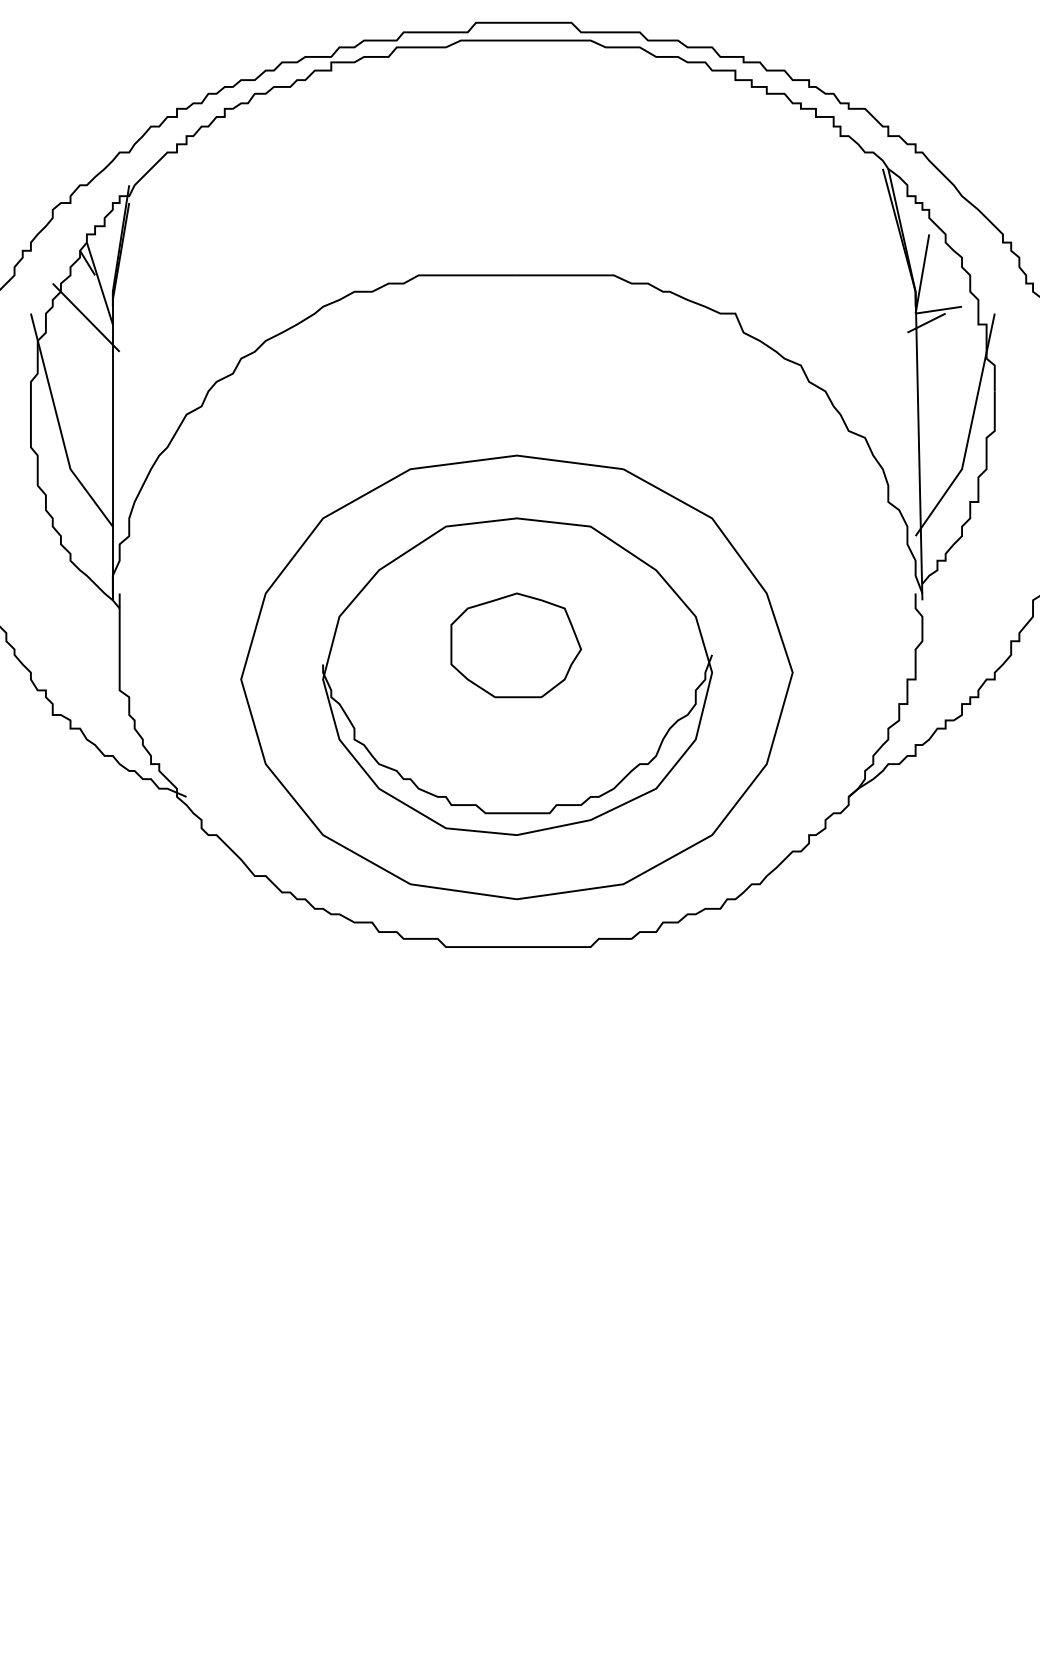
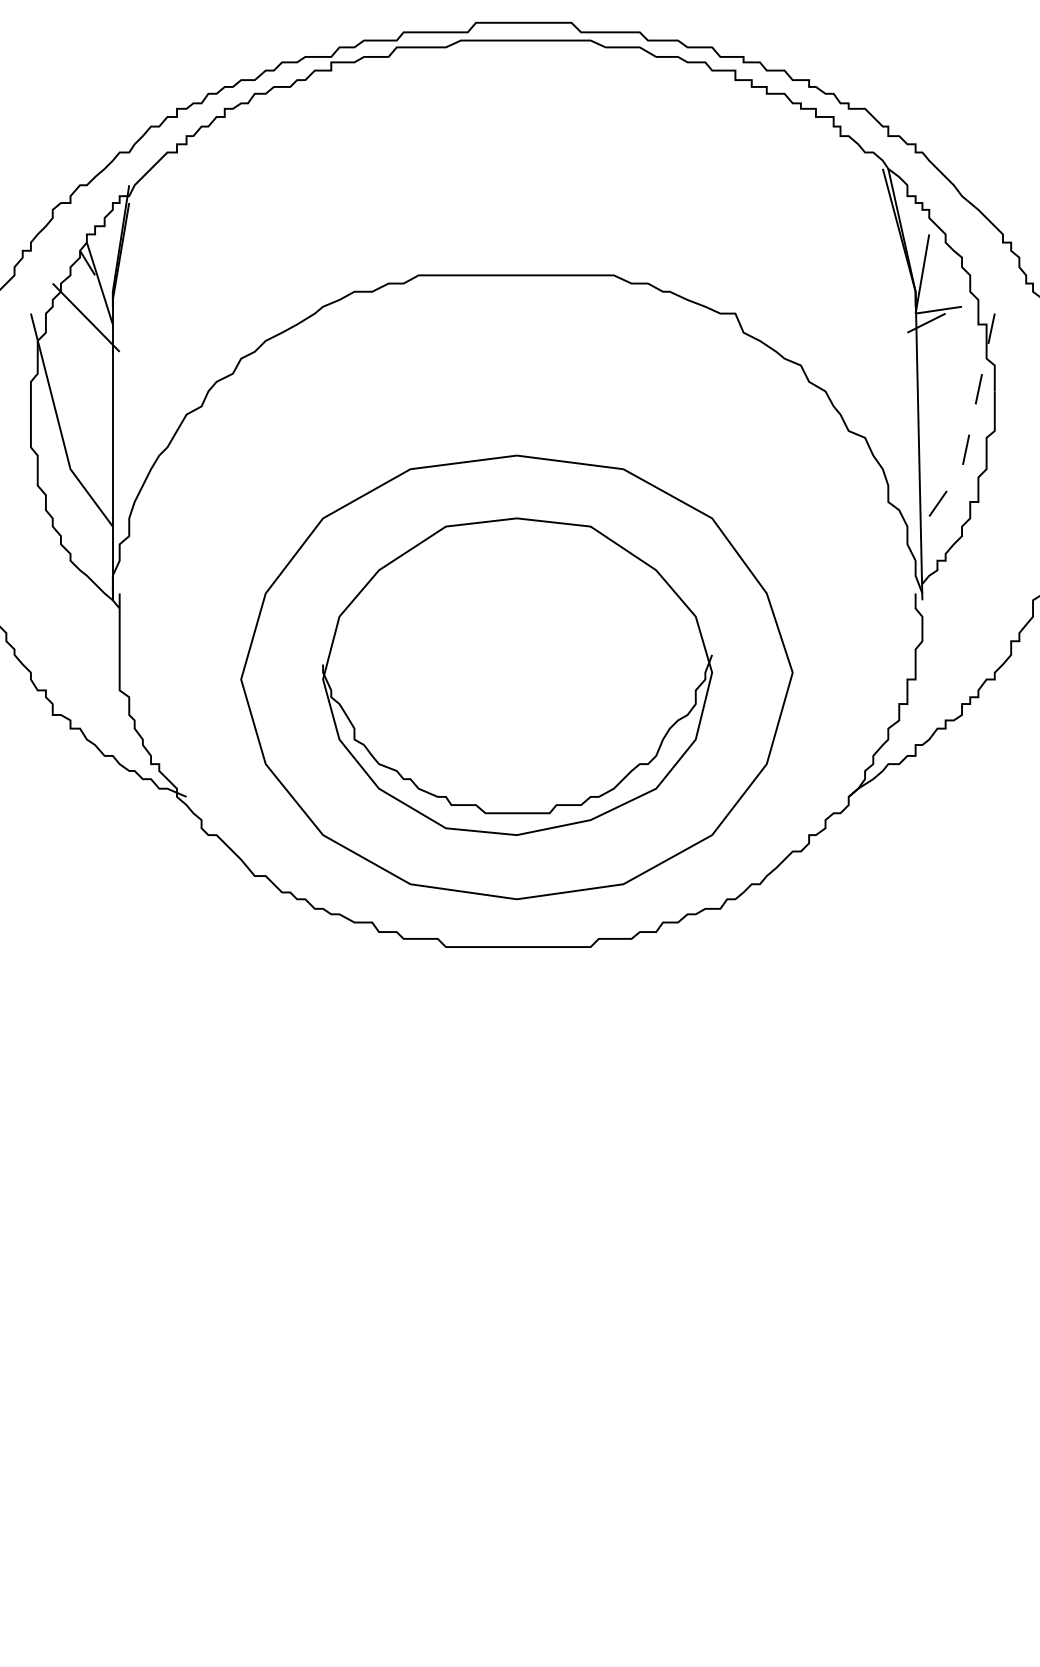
line: solid -> dashed (969, 432)
part: present -> none (515, 645)
